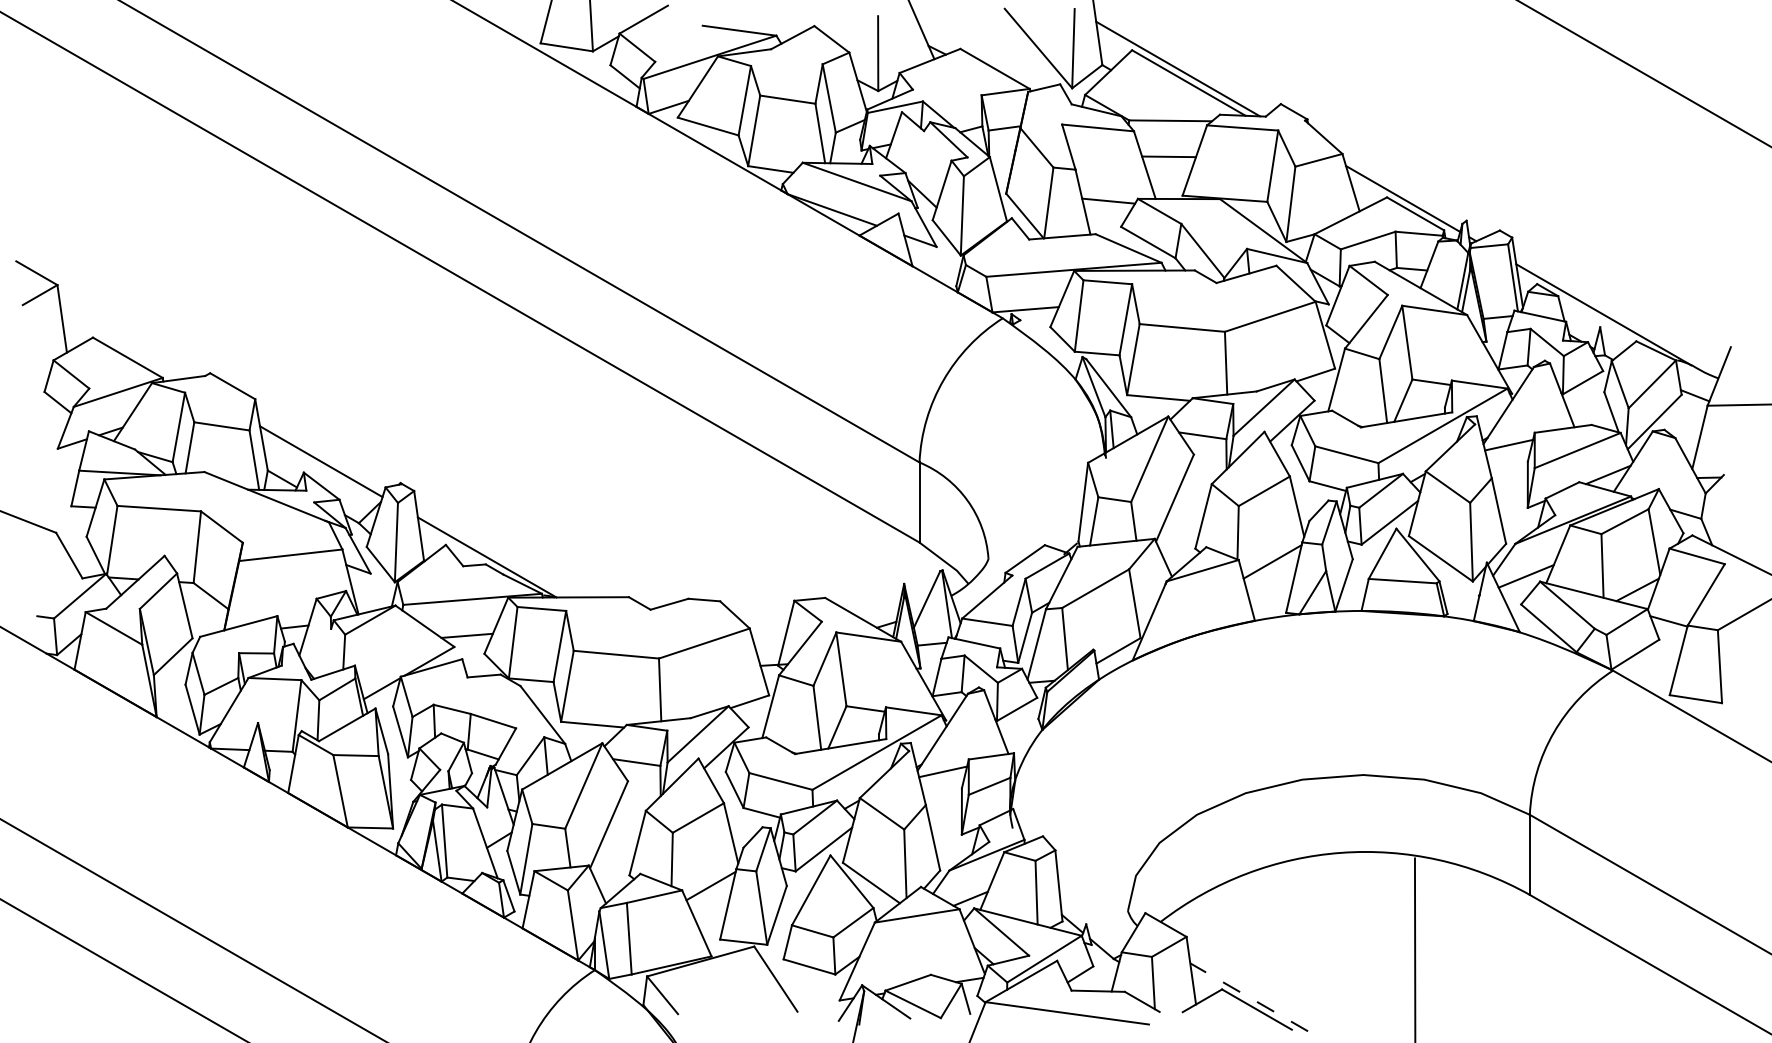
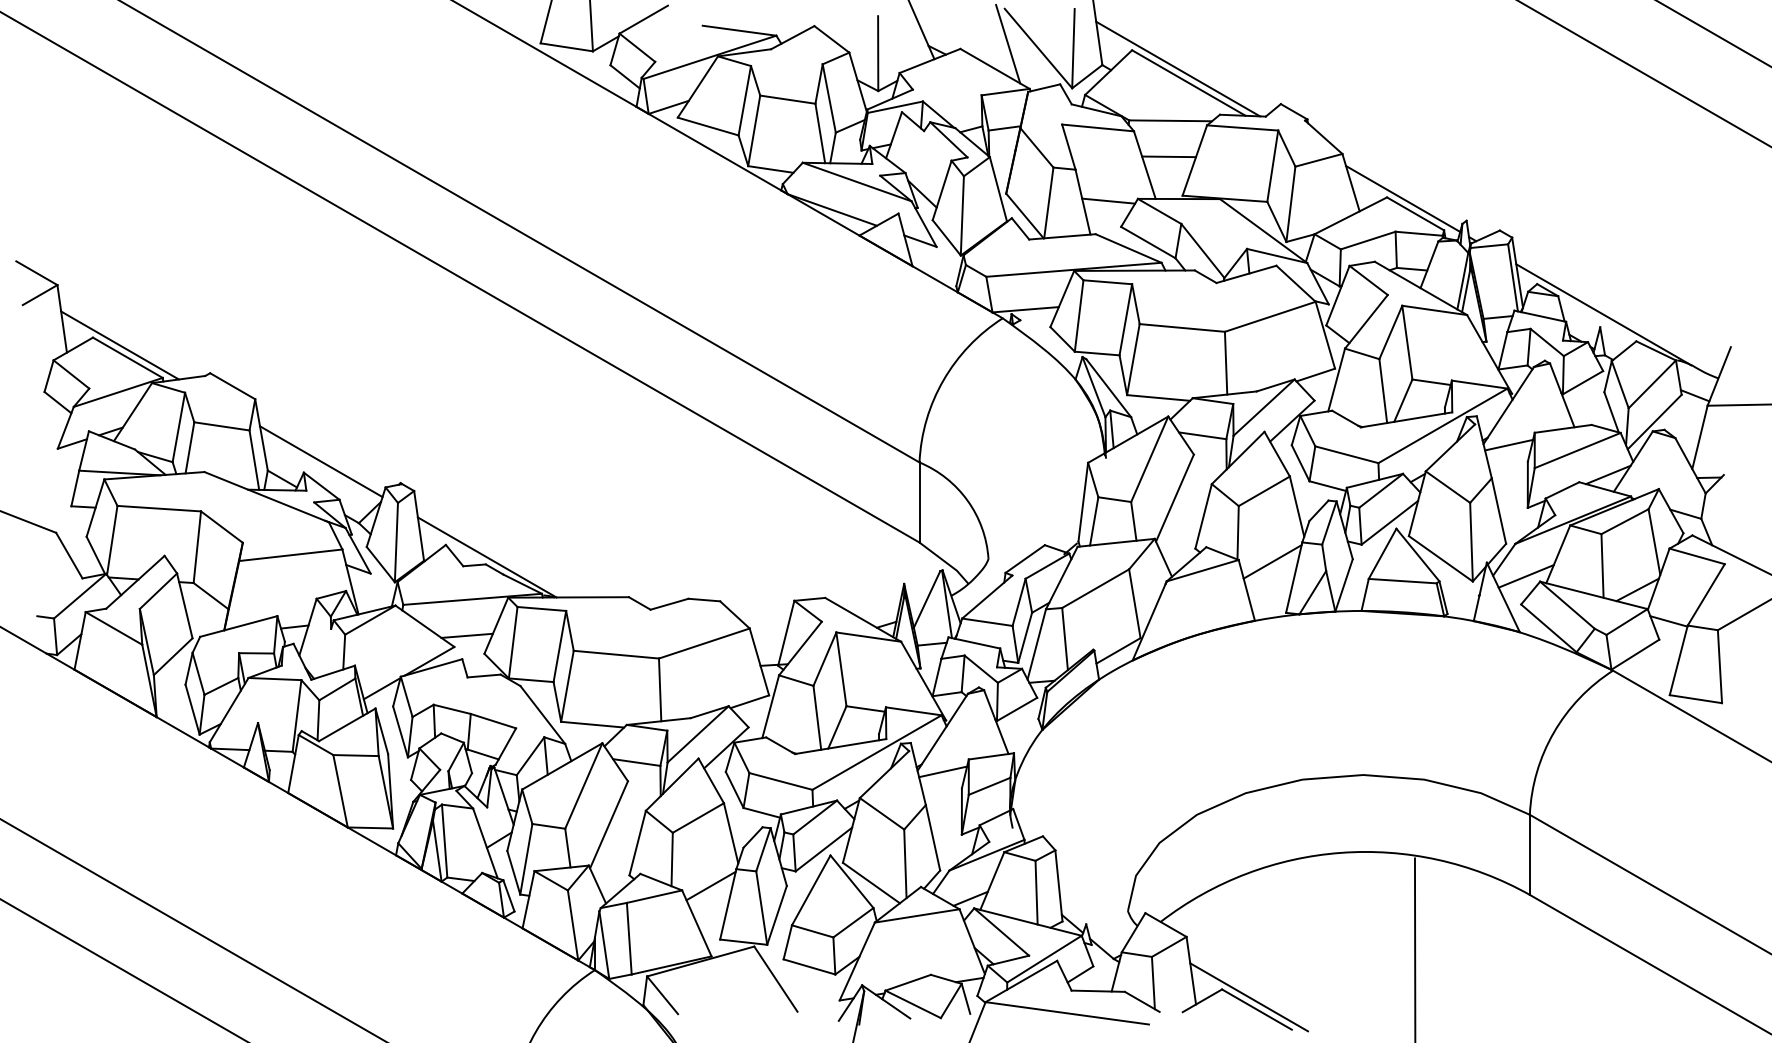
line: none -> present (1713, 33)
line: none -> present (1008, 43)
line: none -> present (119, 345)
line: dashed -> solid (1249, 997)
